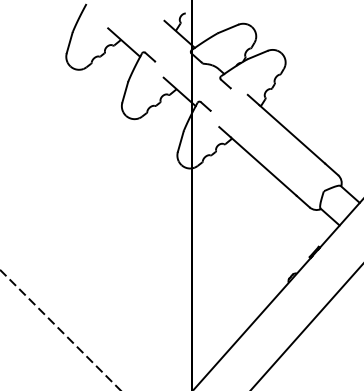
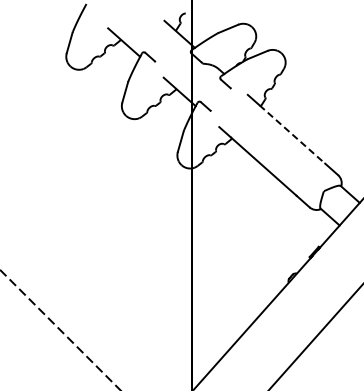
line: solid -> dashed (292, 134)
line position: (306, 326) -> (315, 337) (315, 337)
